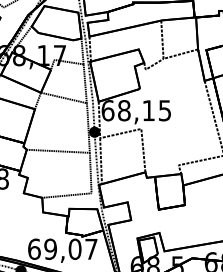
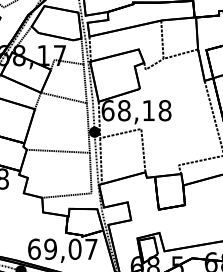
text: 68,15 -> 68,18 (164, 110)
